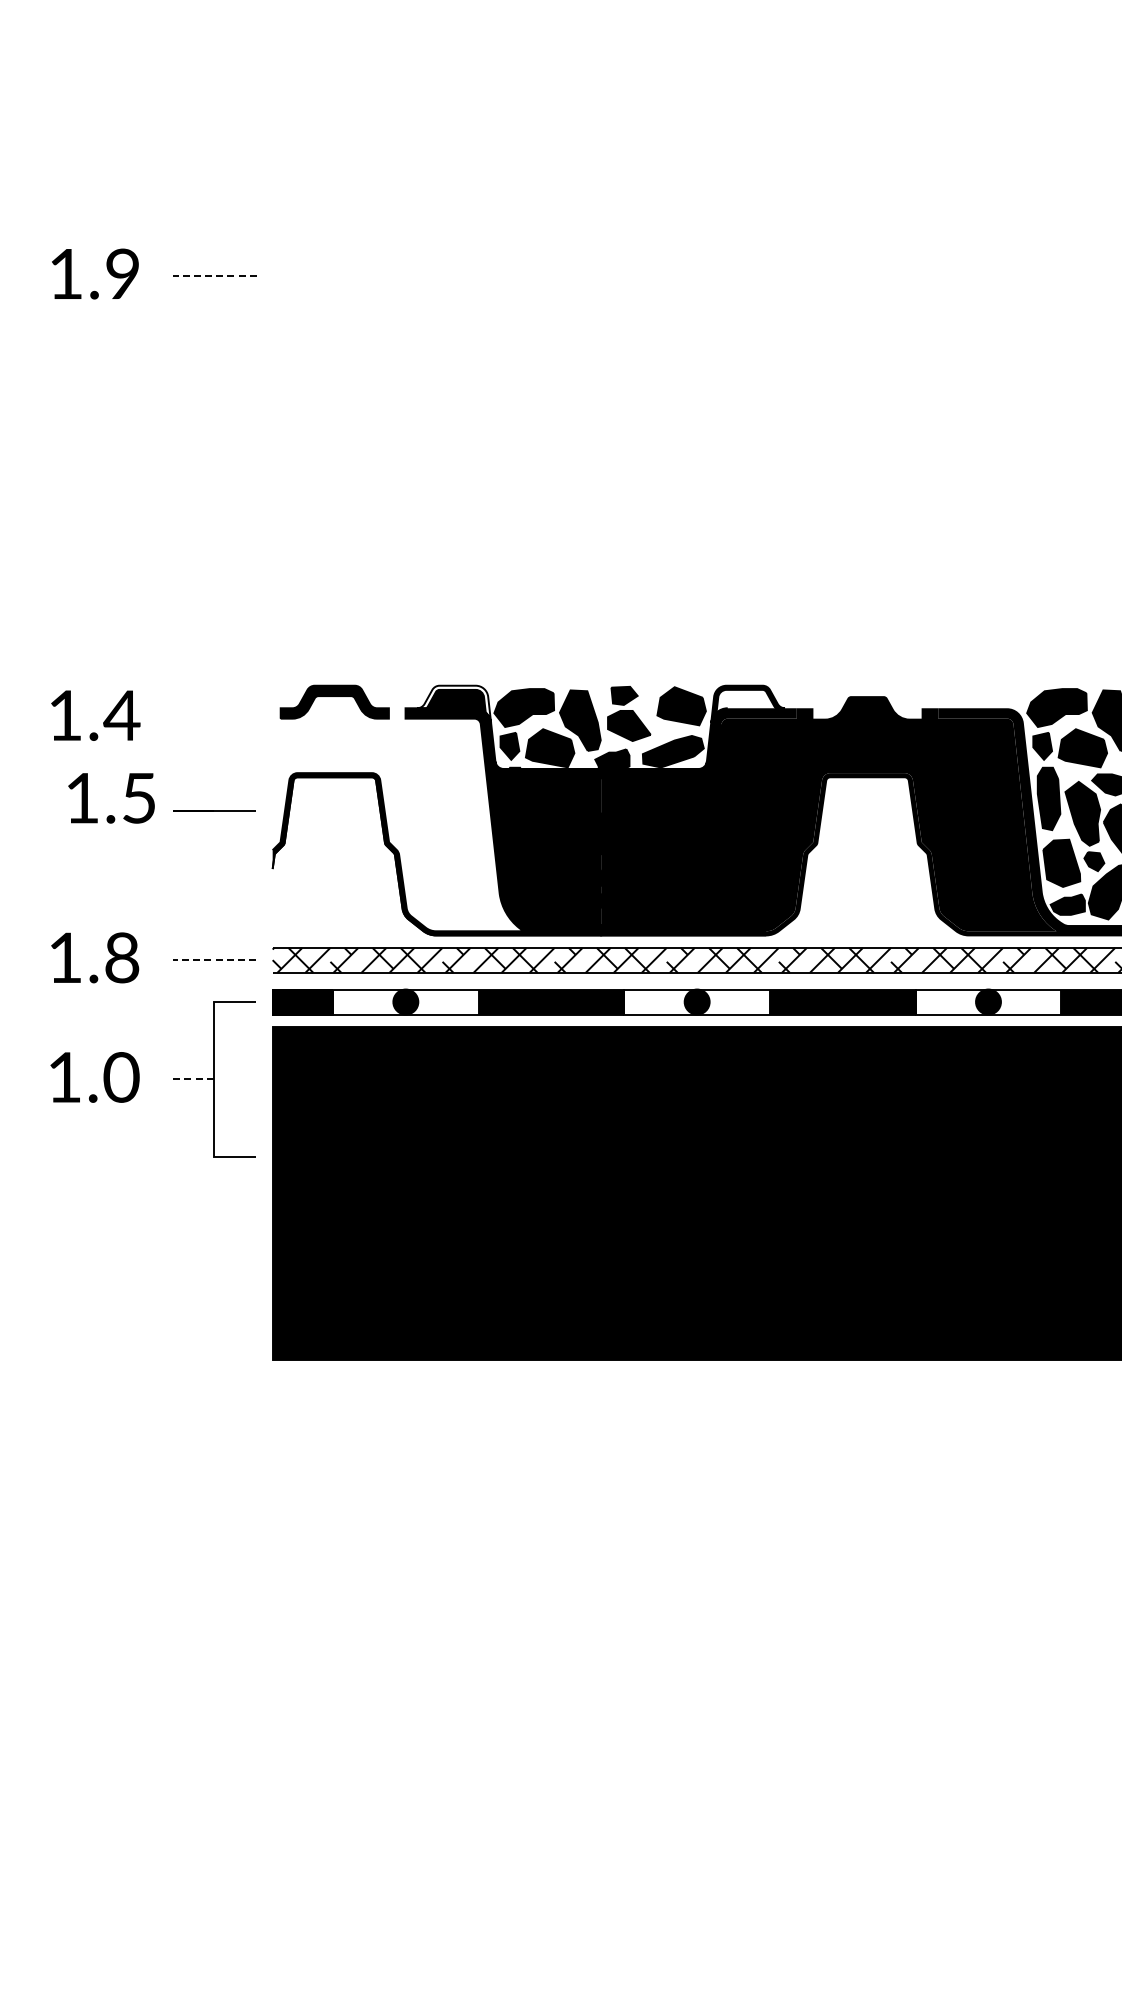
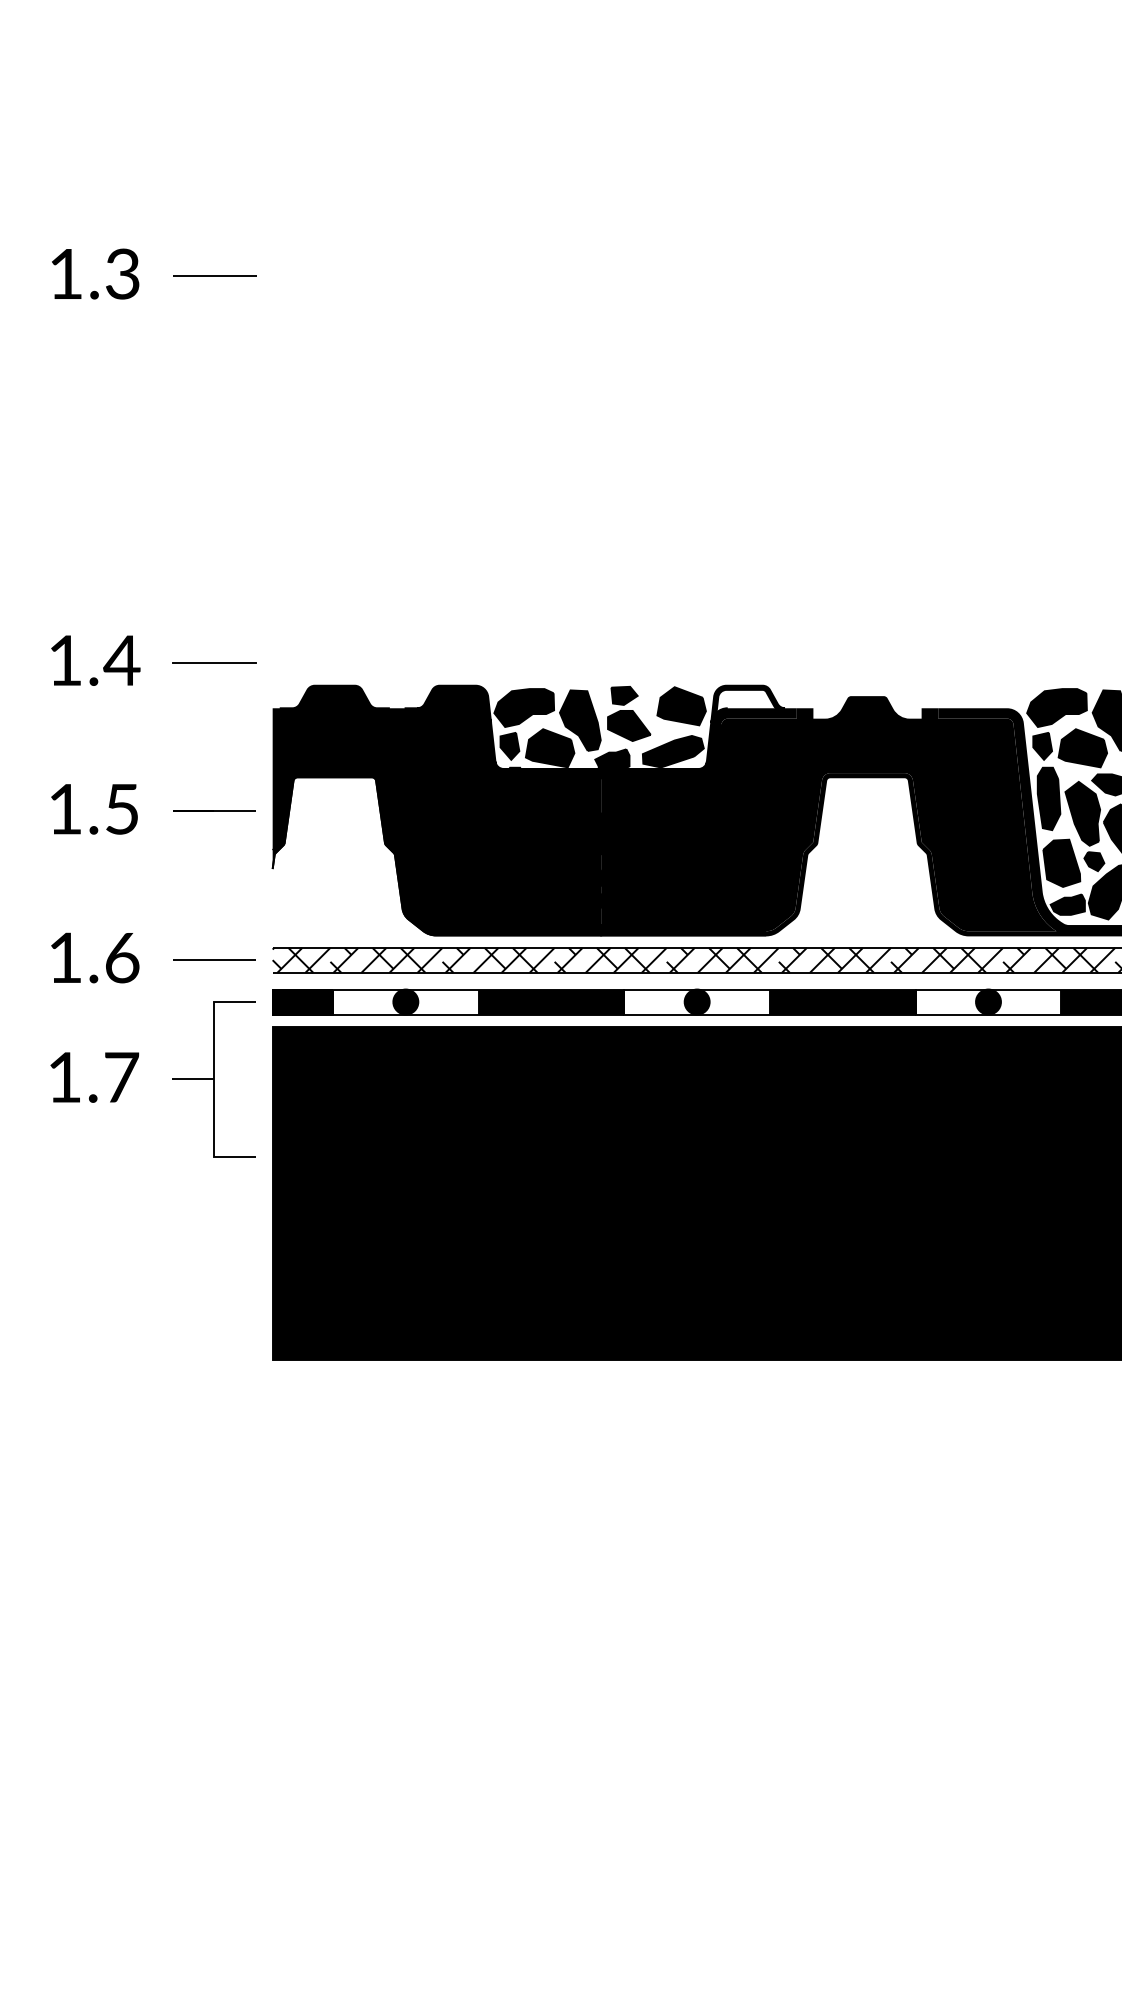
text: 1.9 -> 1.3 (122, 273)
line: dashed -> solid (215, 276)
line: none -> present (214, 662)
fill: none -> present (454, 704)
text position: (95, 715) -> (95, 660) (95, 660)
text position: (111, 798) -> (94, 809) (94, 809)
fill: none -> present (397, 813)
text: 1.8 -> 1.6 (122, 957)
line: dashed -> solid (214, 959)
text: 1.0 -> 1.7 (121, 1077)
line: dashed -> solid (192, 1079)
